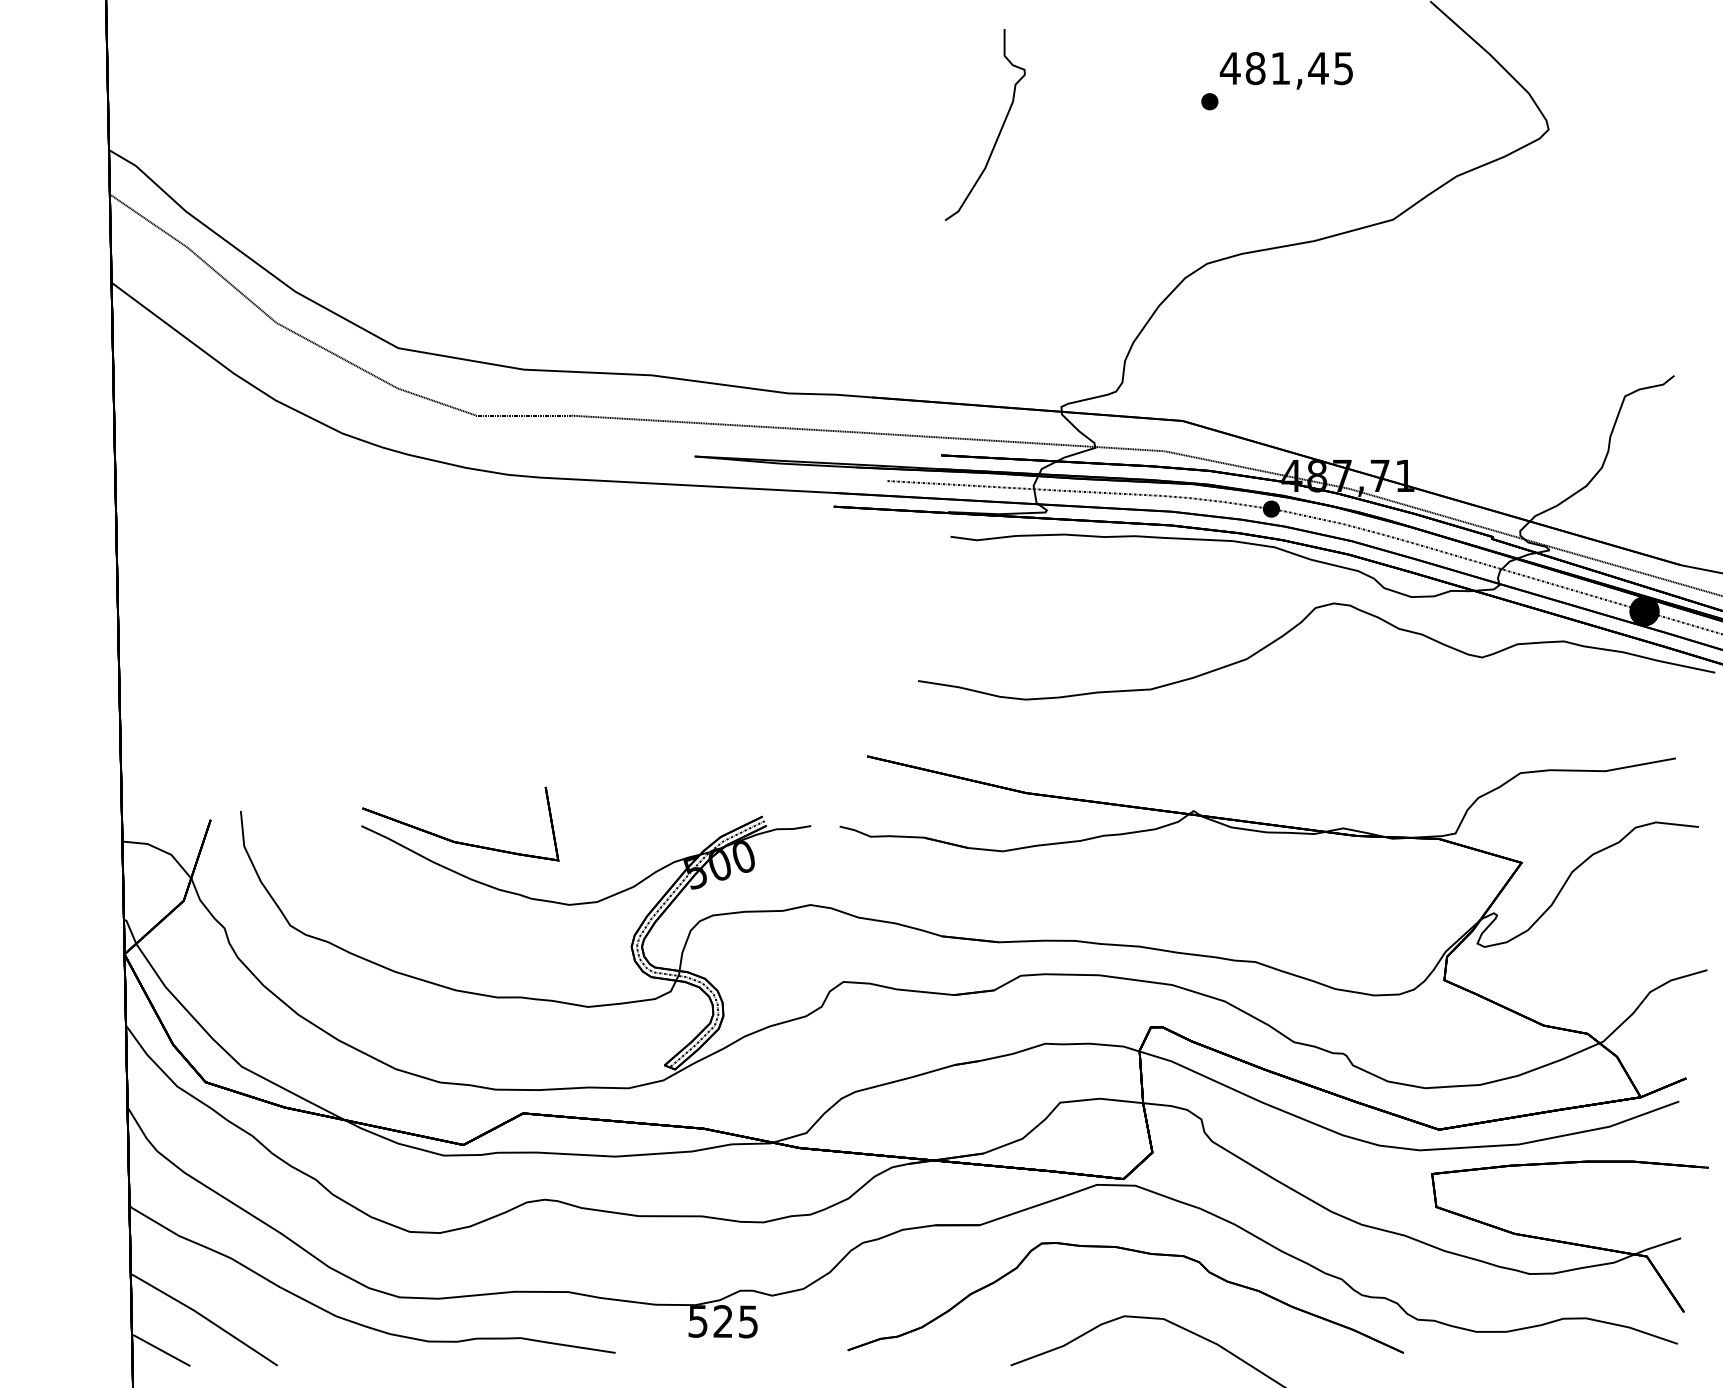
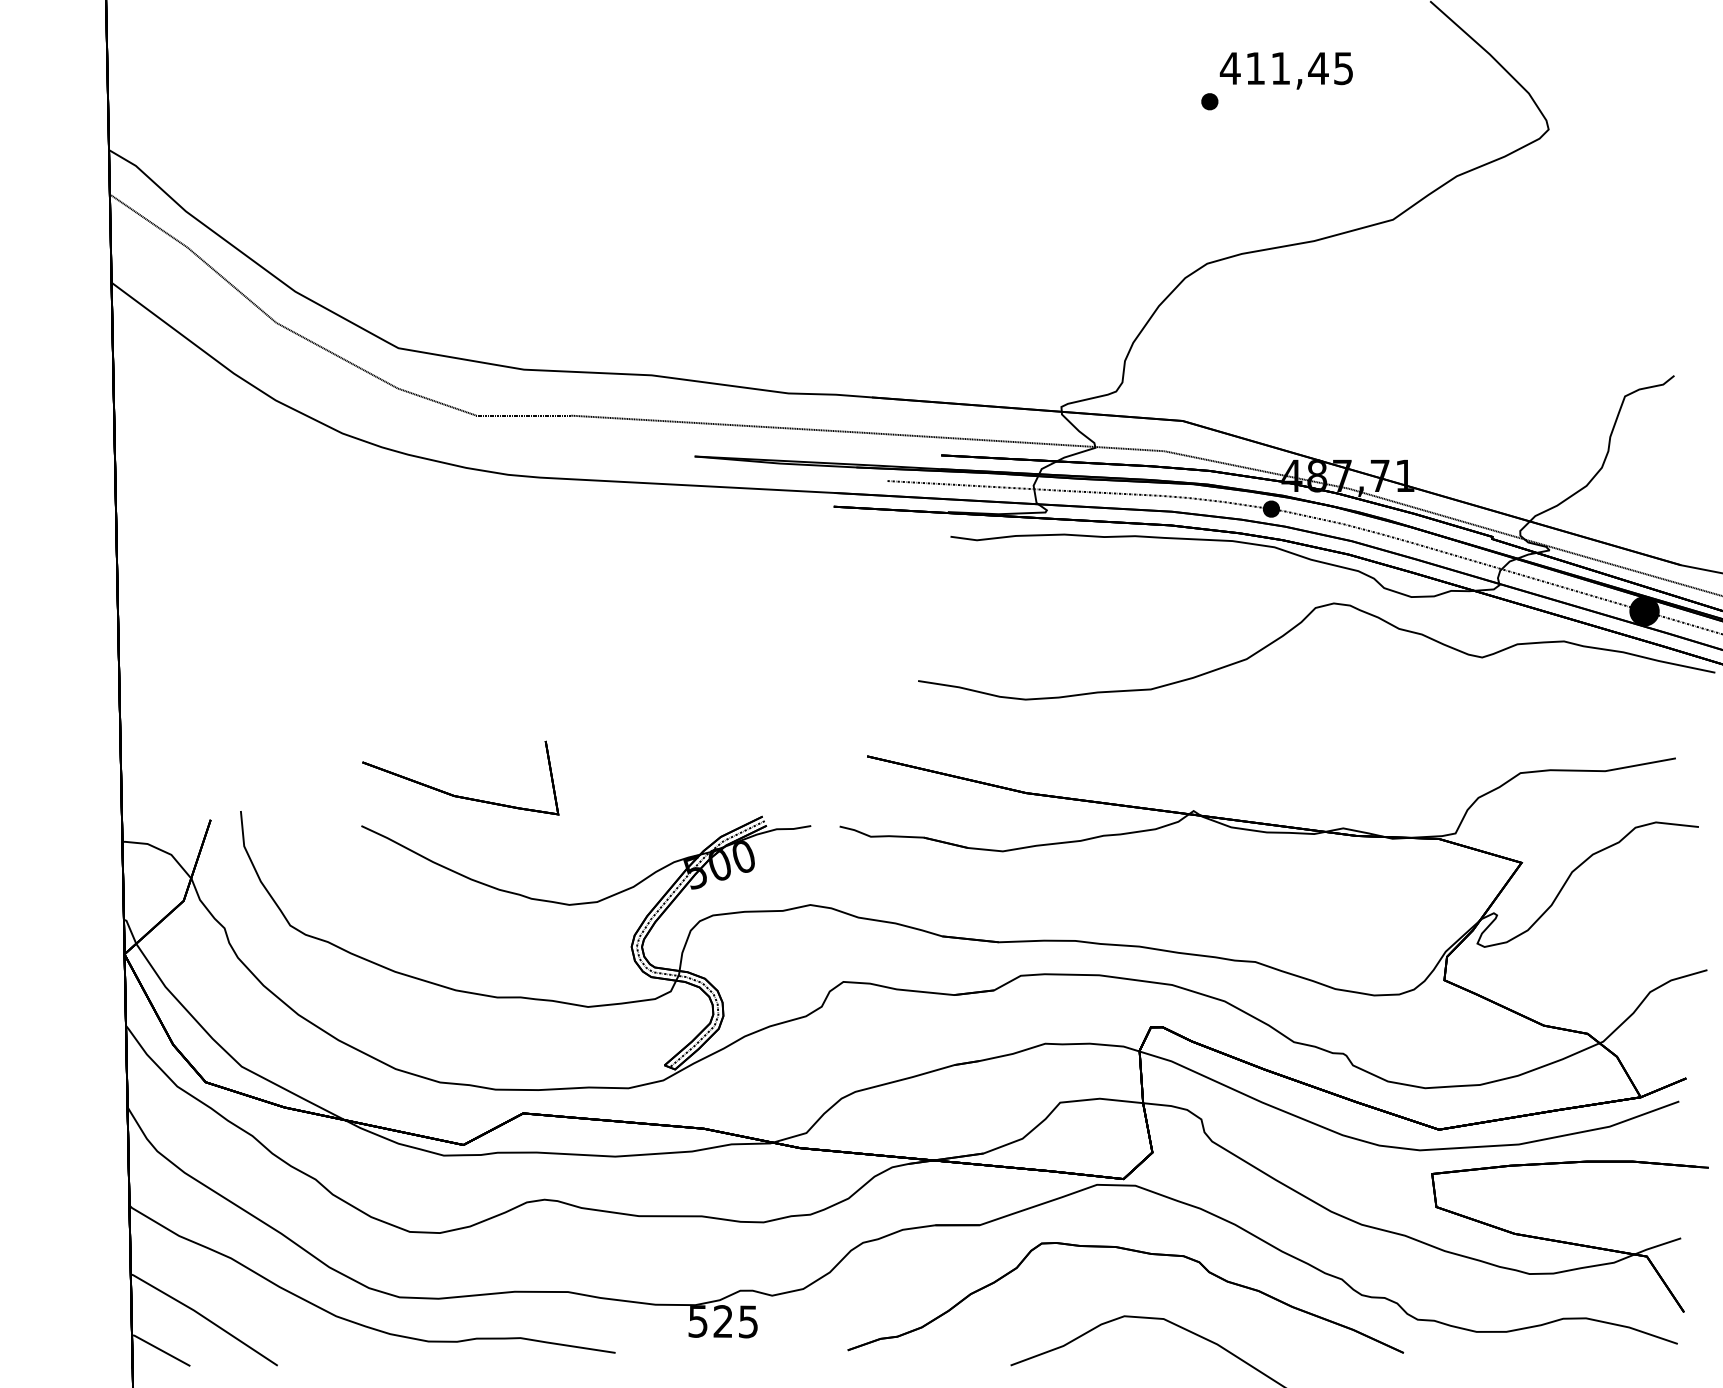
text: 481,45 -> 411,45 (1255, 68)
part: present -> none (1000, 128)
part position: (458, 841) -> (458, 795) (458, 795)
